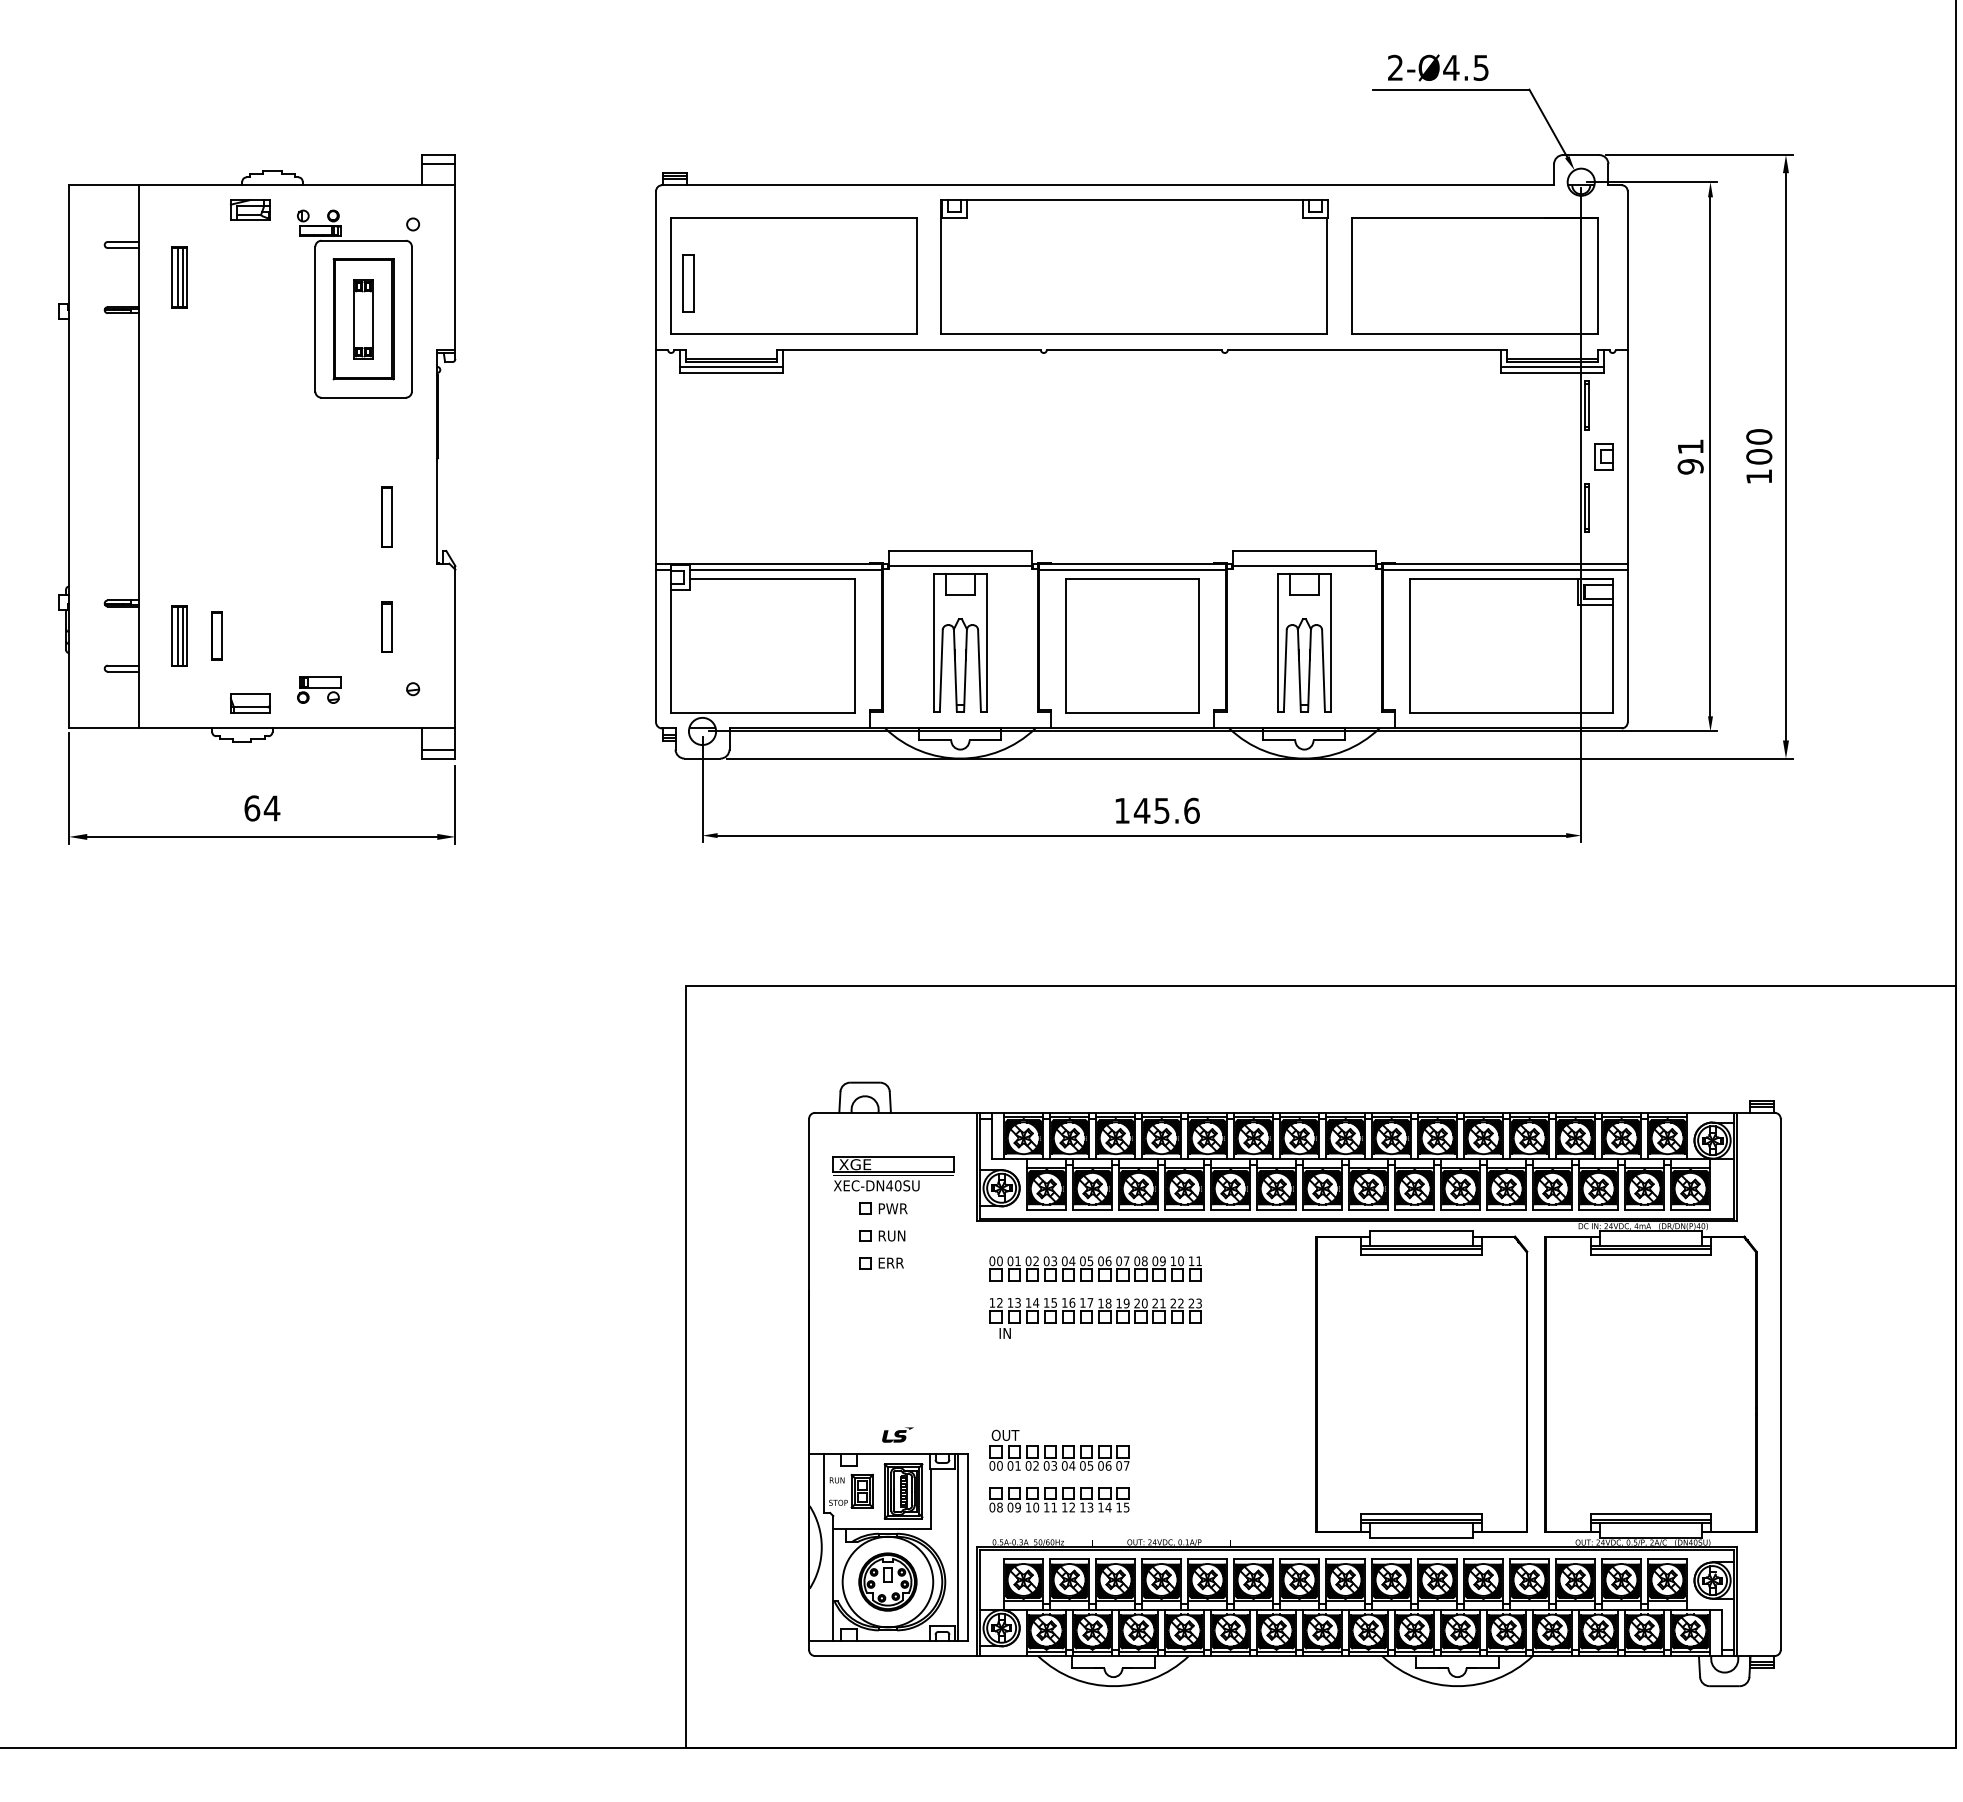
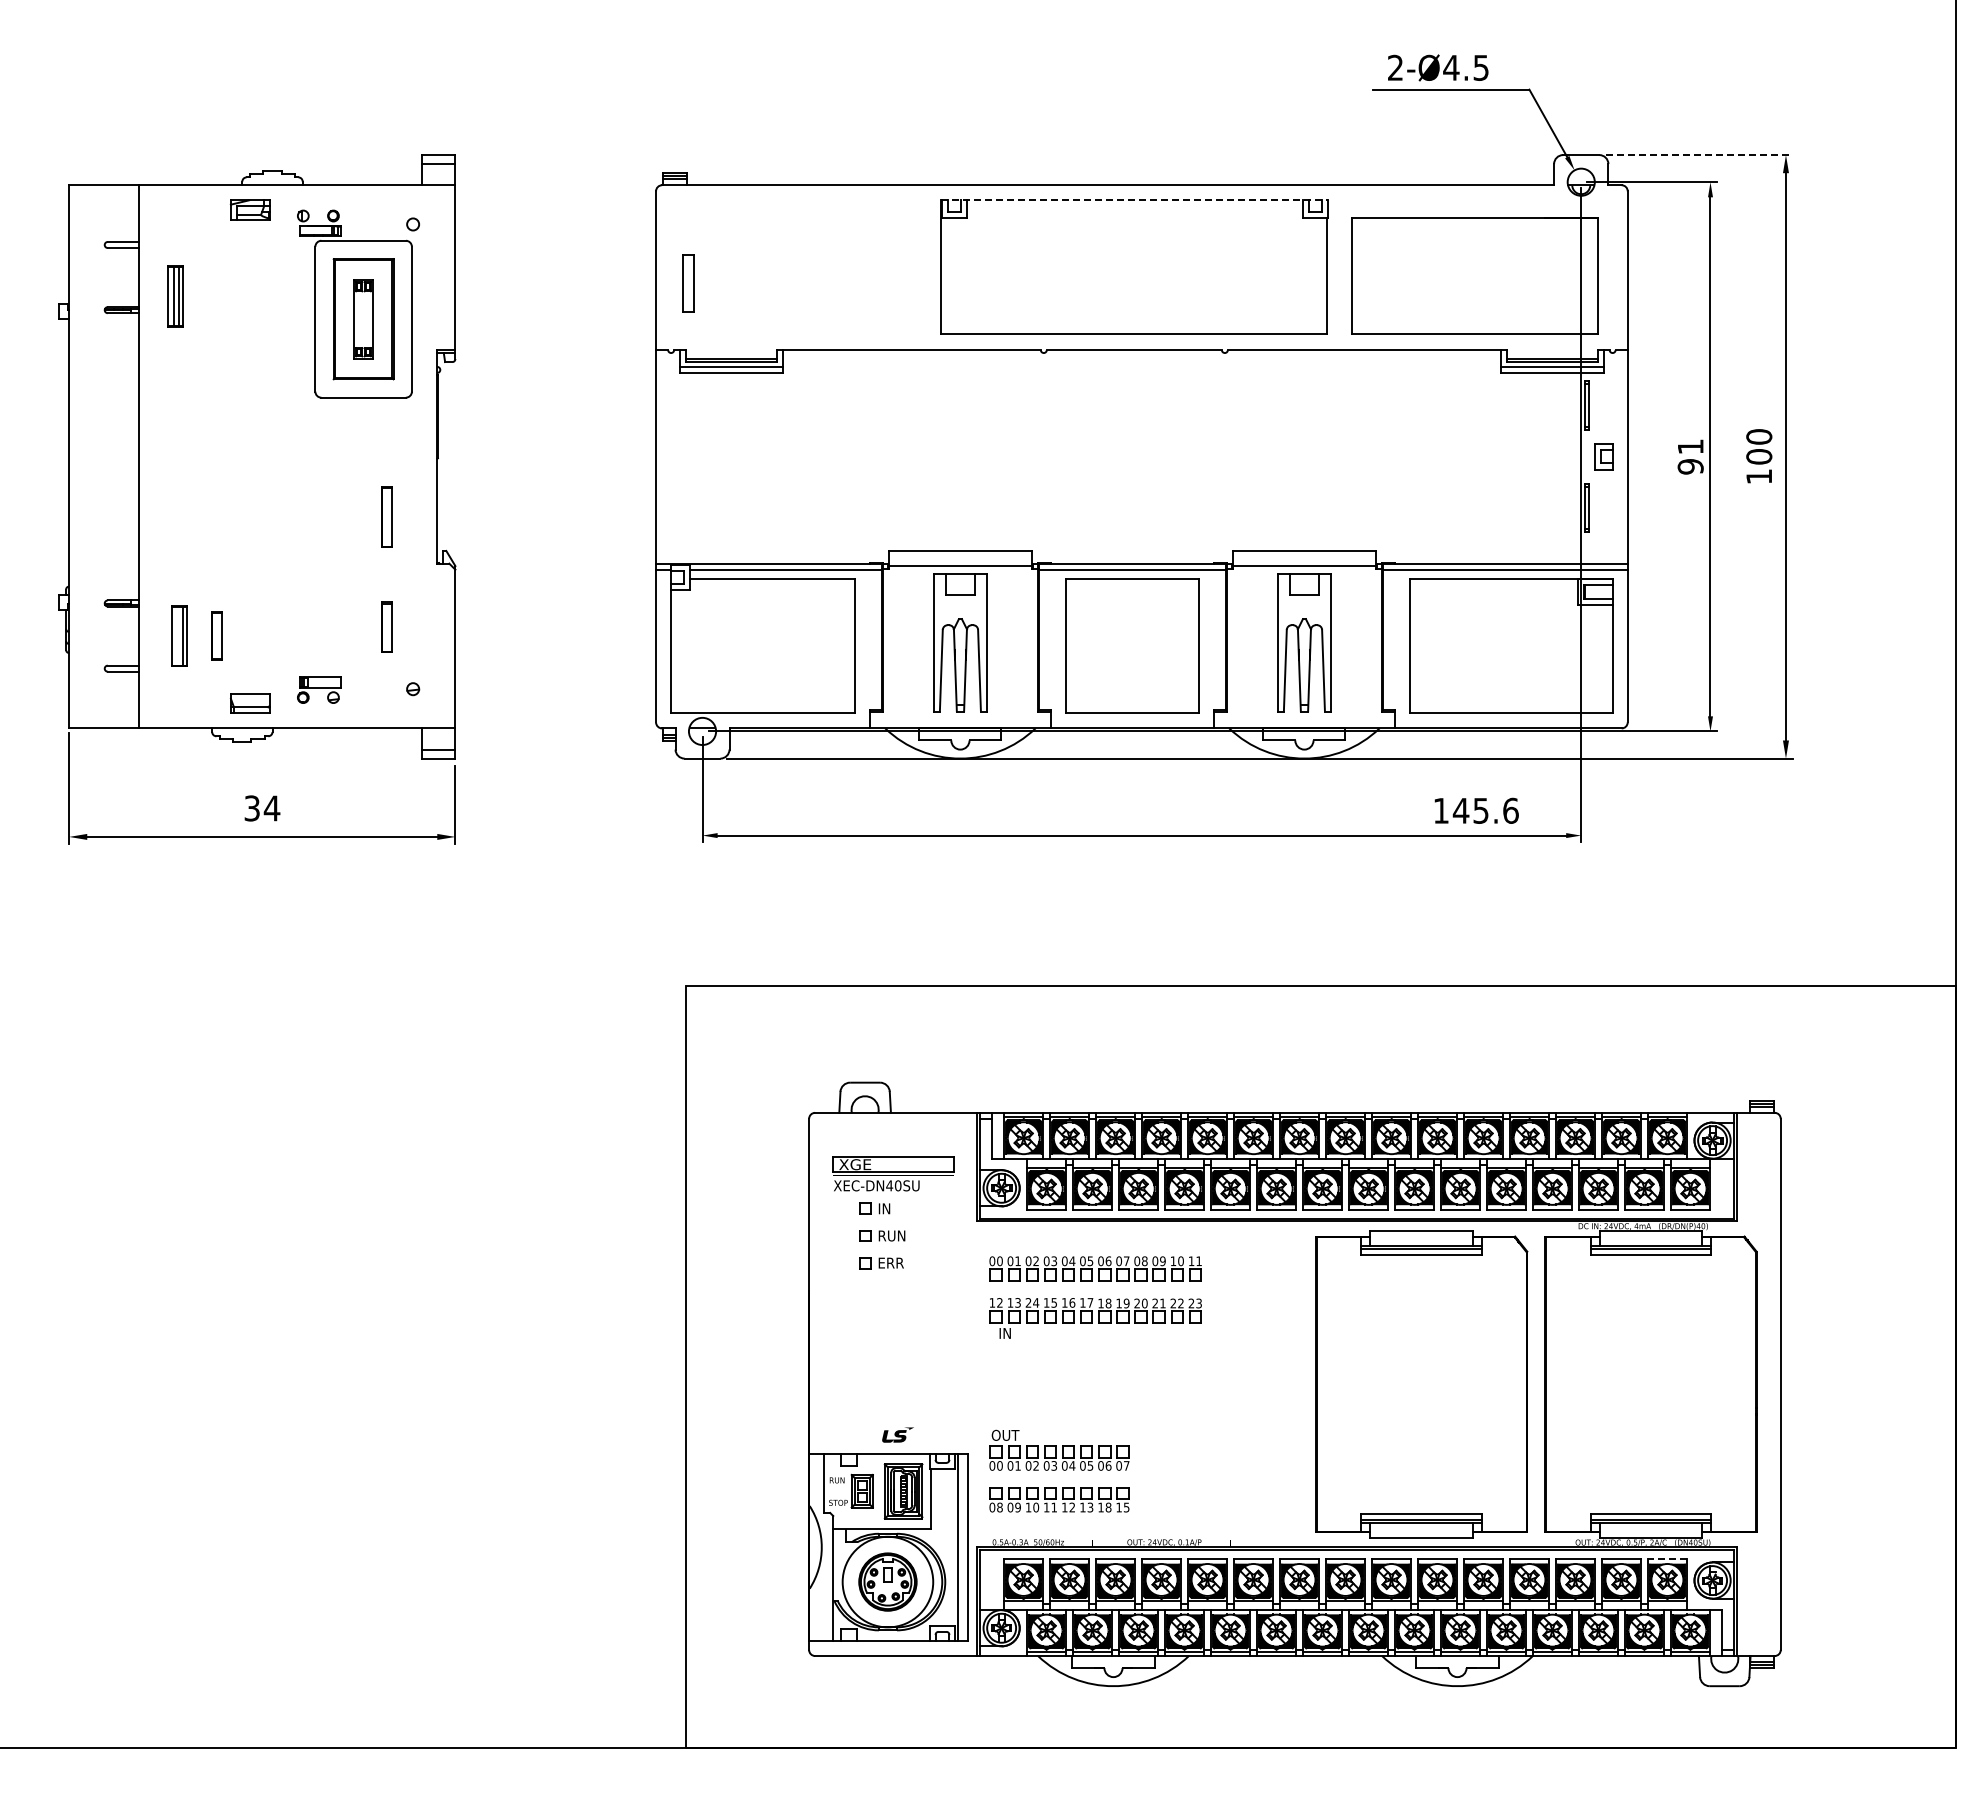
line: solid -> dashed (1699, 155)
line: solid -> dashed (1135, 200)
part: present -> none (793, 275)
part position: (179, 277) -> (175, 296) (175, 296)
line: present -> none (178, 635)
text: 64 -> 34 (252, 808)
text position: (1157, 810) -> (1476, 810) (1476, 810)
text: PWR -> IN (893, 1208)
text: 14 -> 24 (1028, 1302)
text: 14 -> 18 (1108, 1507)
line: solid -> dashed (1666, 1558)
